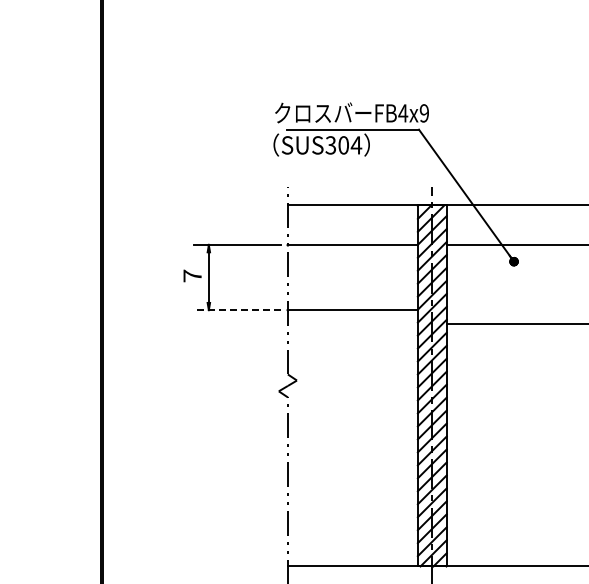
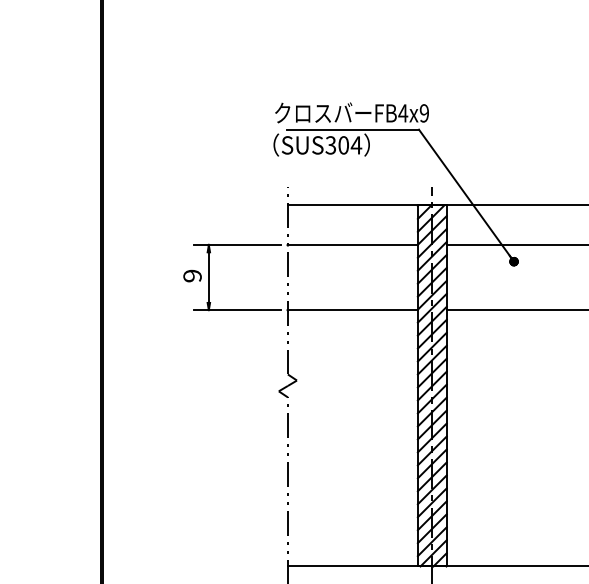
text: 7 -> 9 (192, 275)
line: dashed -> solid (237, 310)
line position: (515, 324) -> (515, 310) (515, 310)
